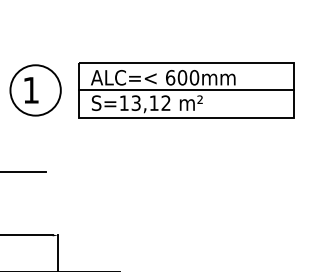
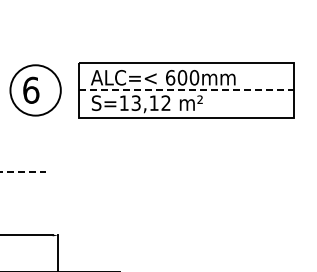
text: 1 -> 6 (31, 89)
line: solid -> dashed (187, 90)
line: solid -> dashed (23, 172)
